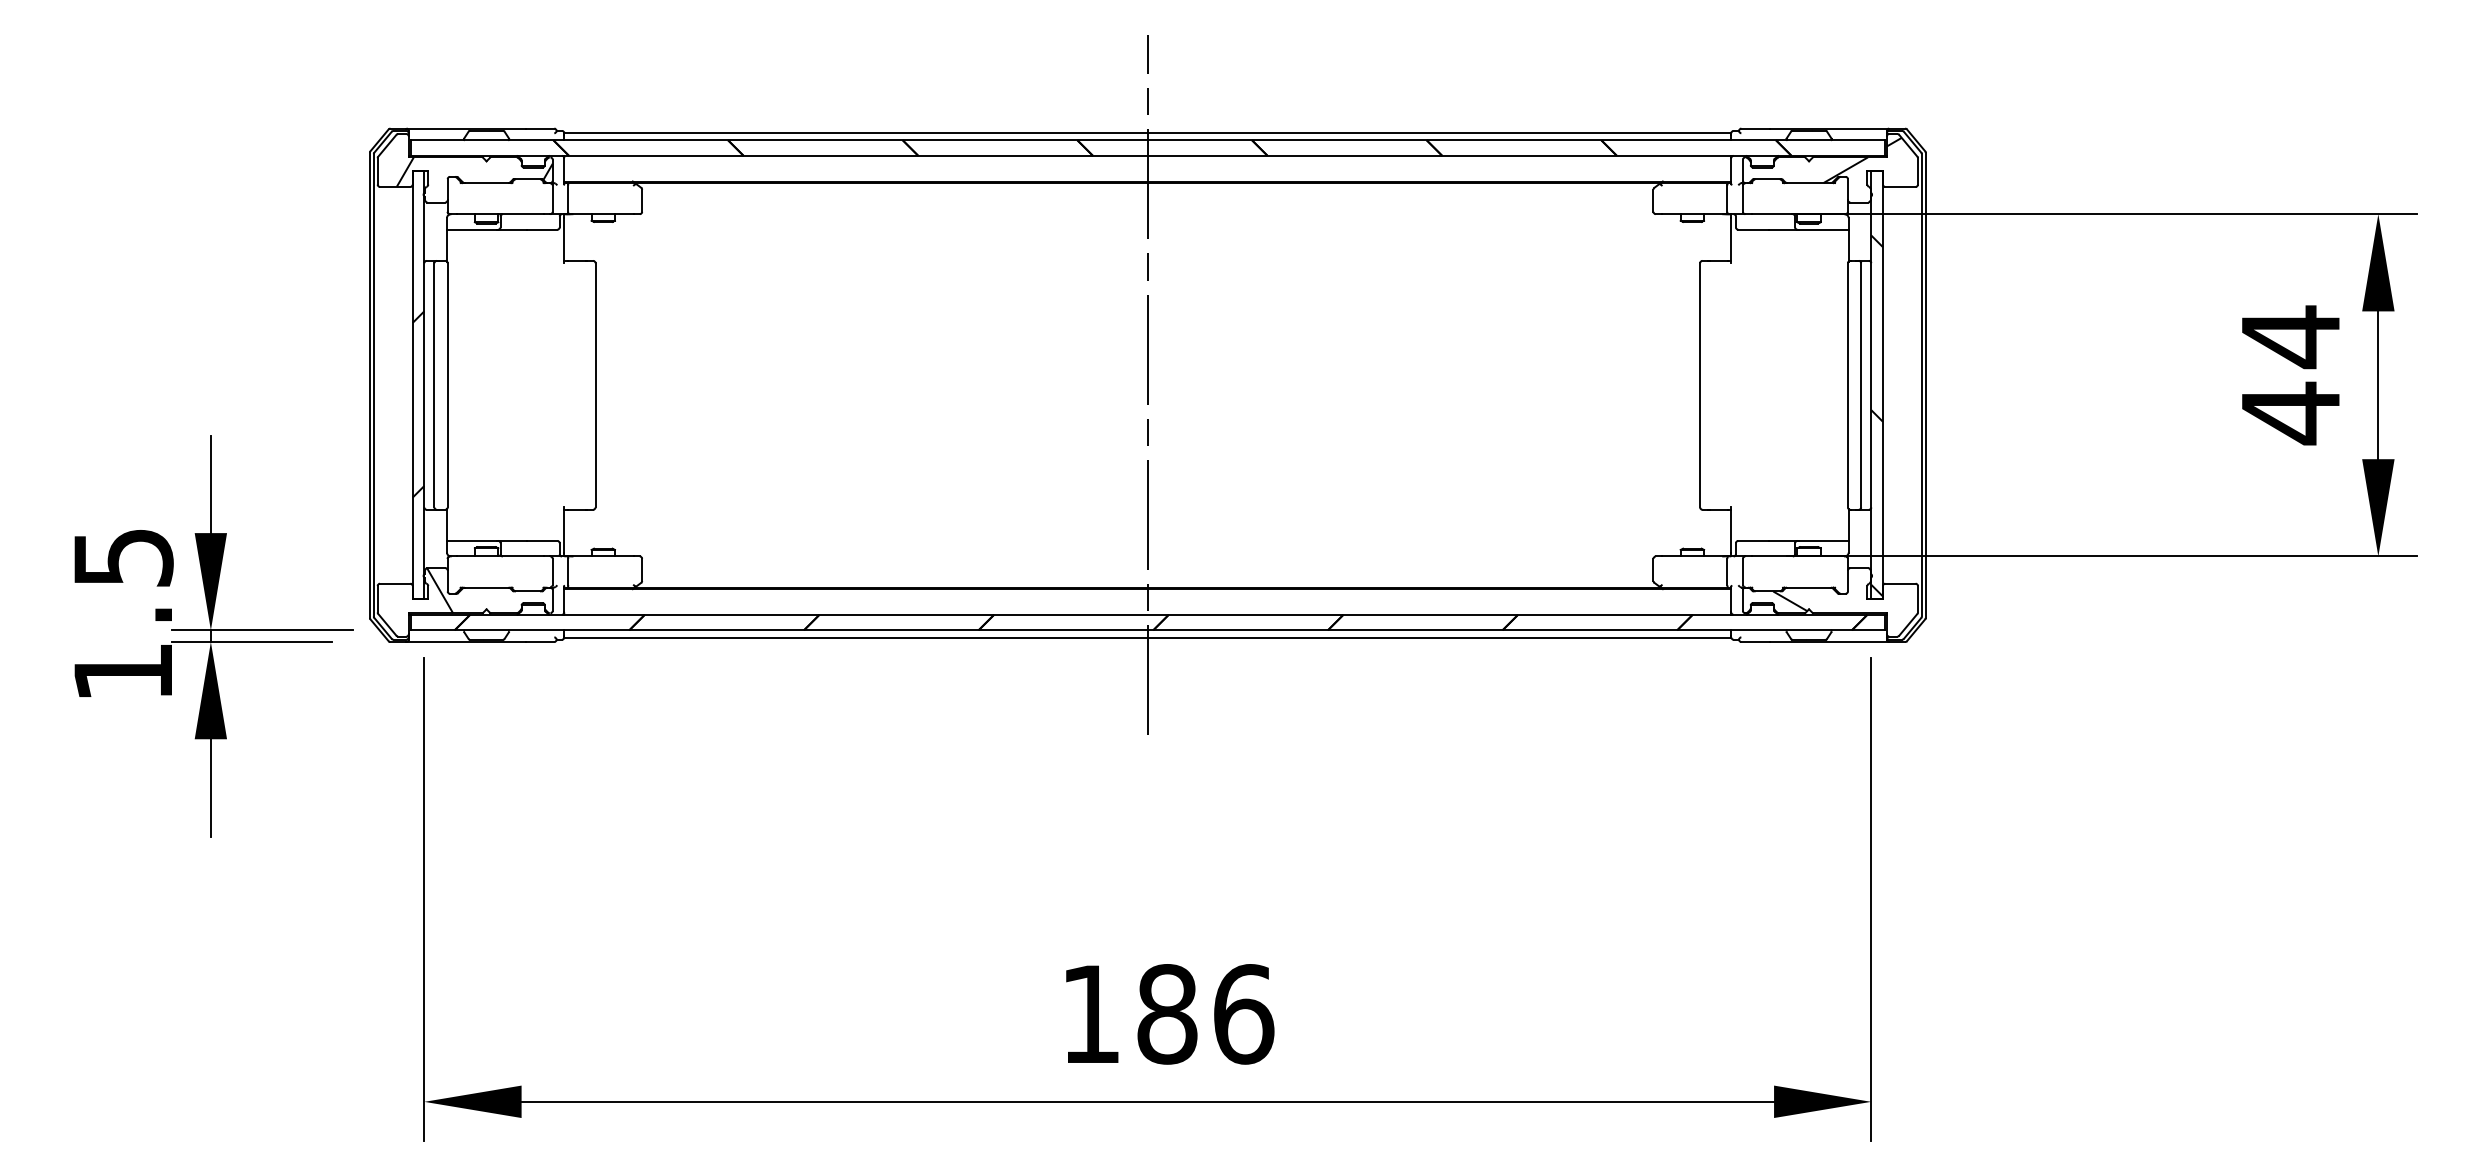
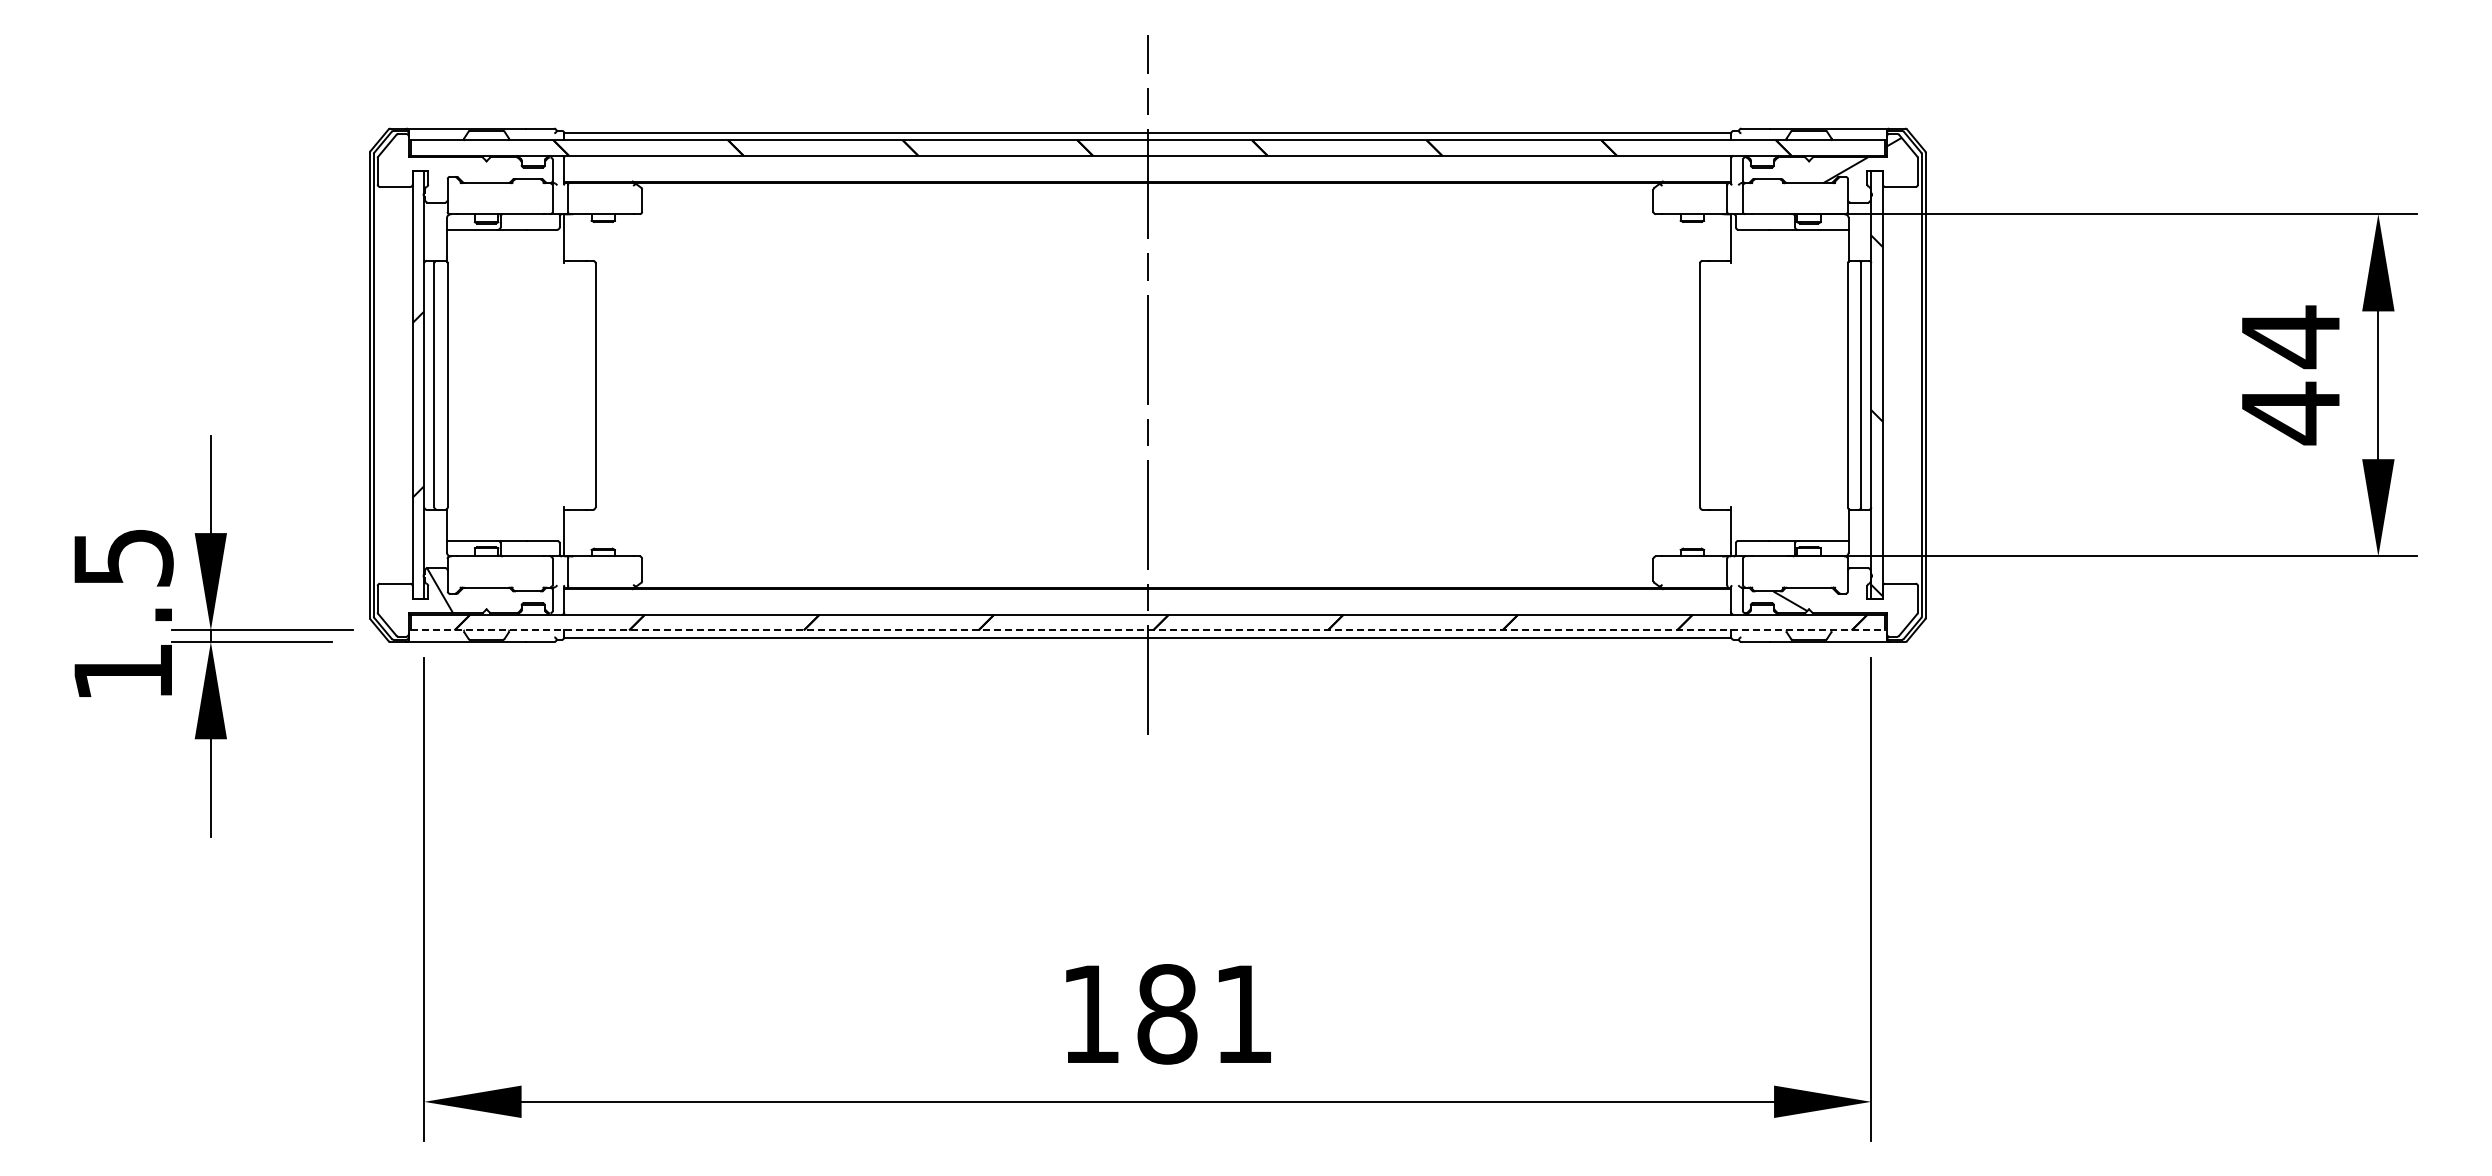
hatch: present -> none (474, 171)
line: solid -> dashed (1147, 630)
text: 186 -> 181 (1244, 1014)
